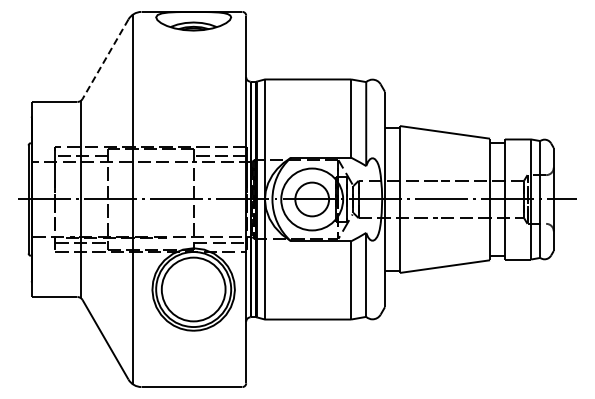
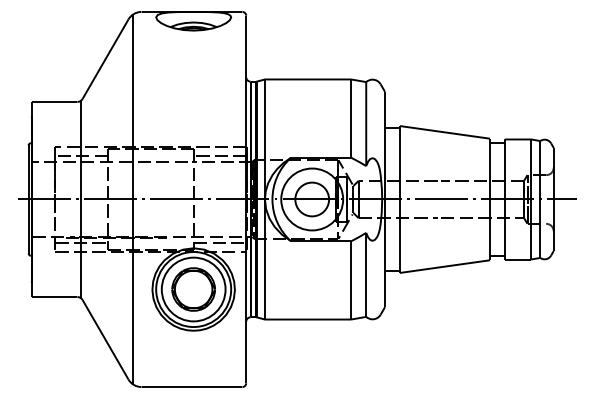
line: dashed -> solid (105, 59)
part: none -> present (193, 289)
